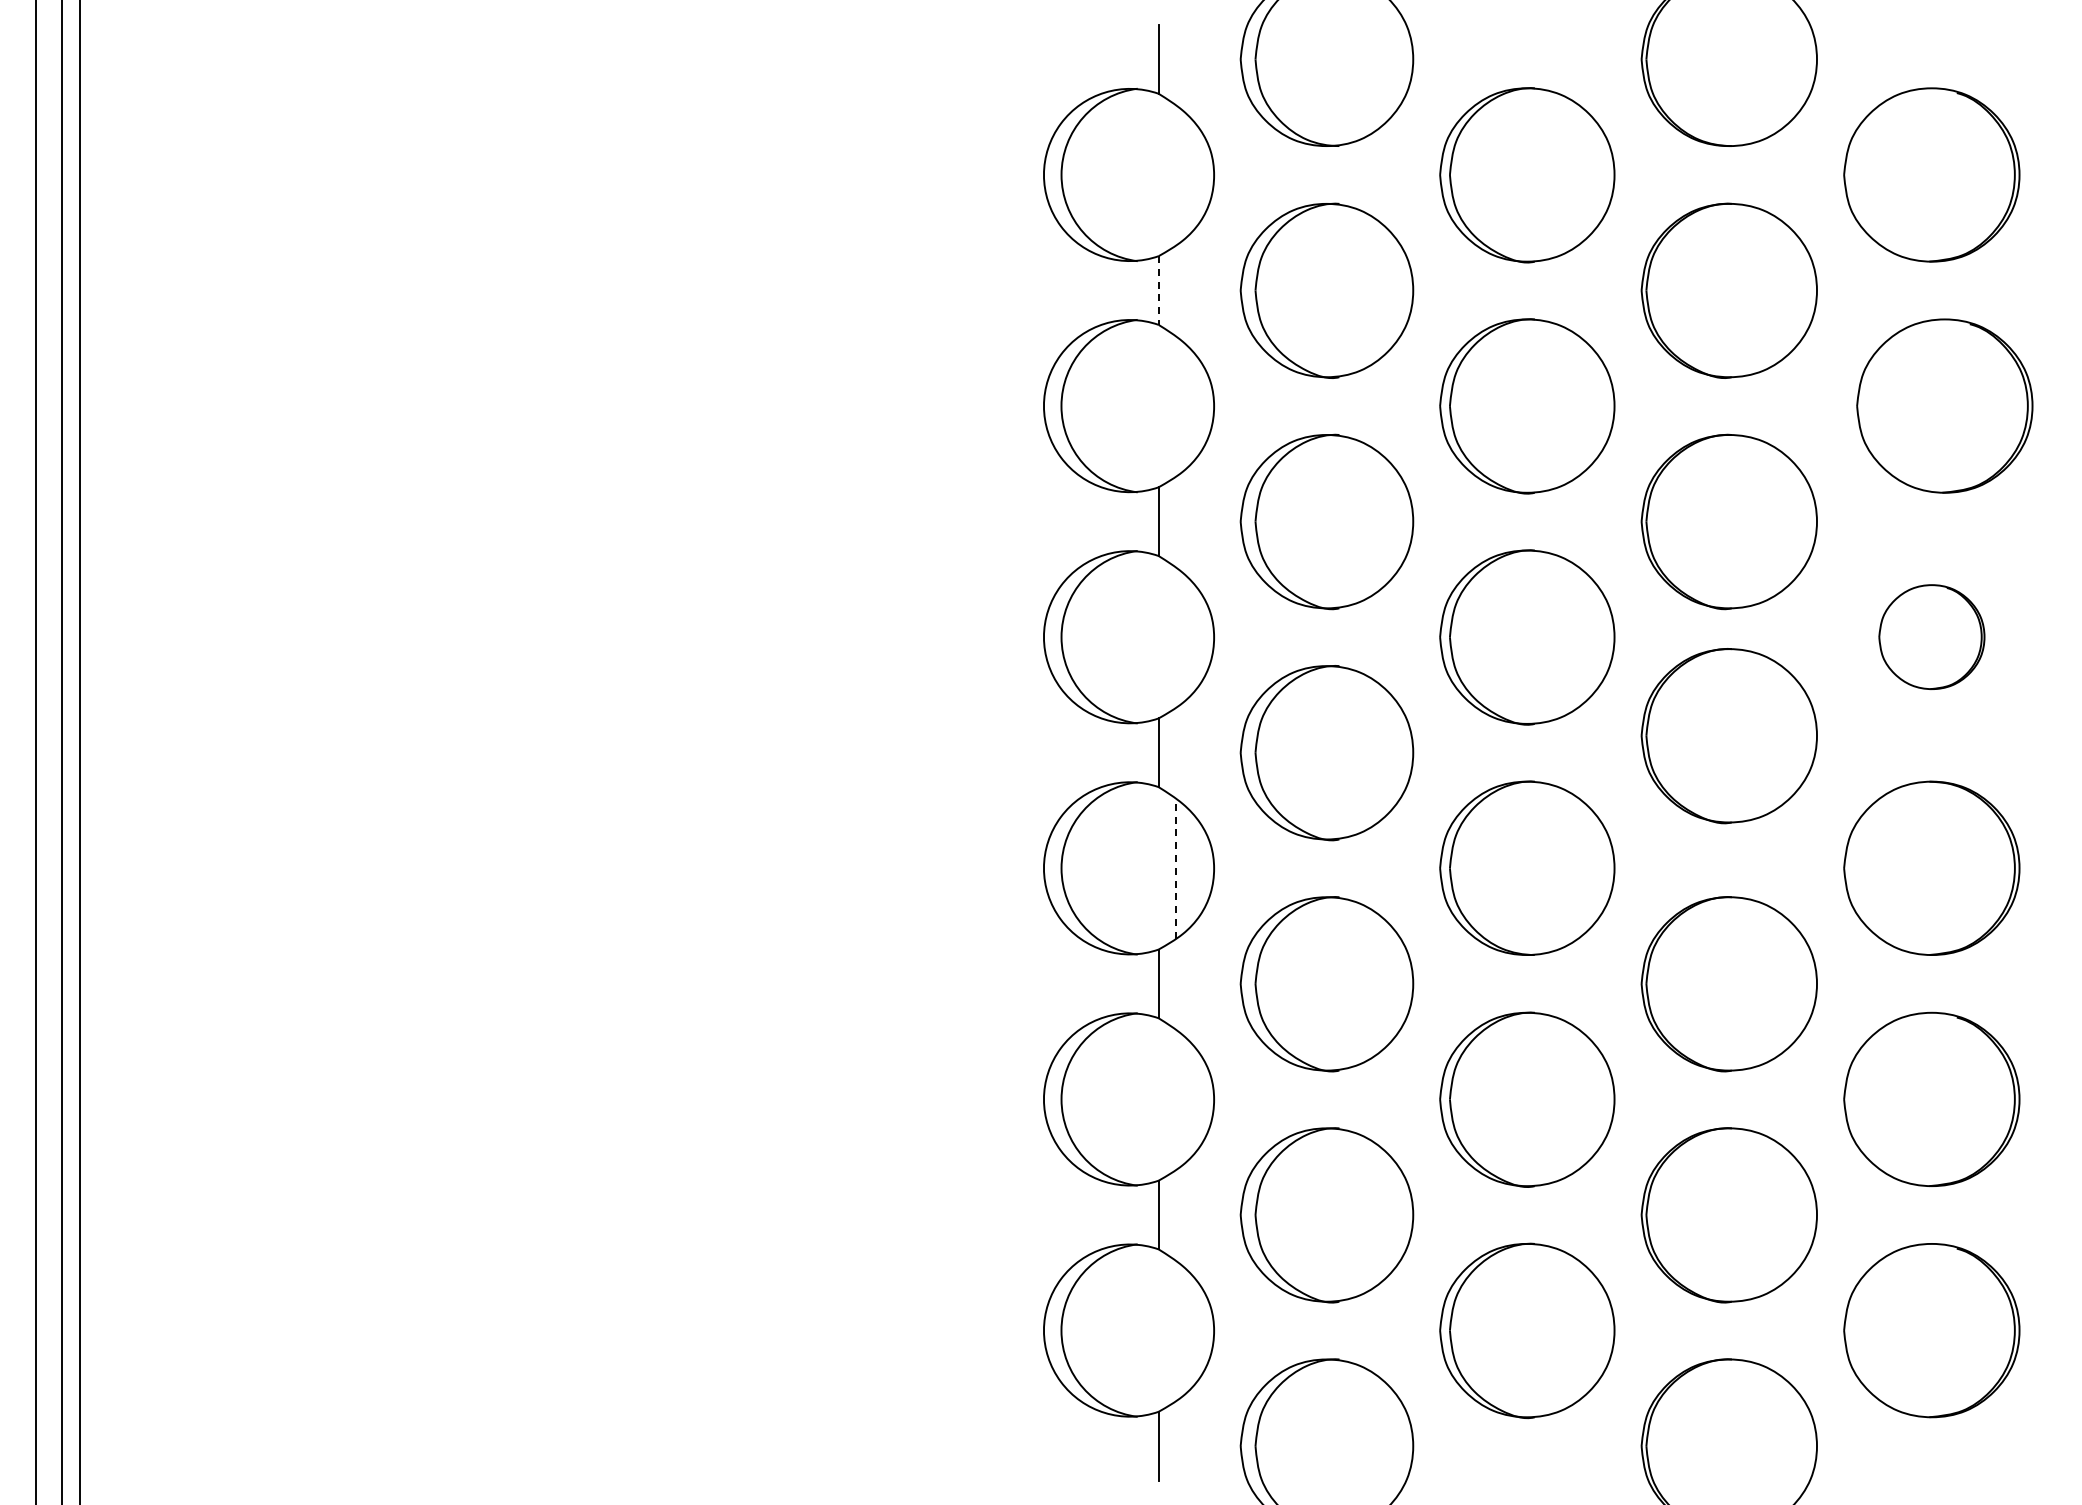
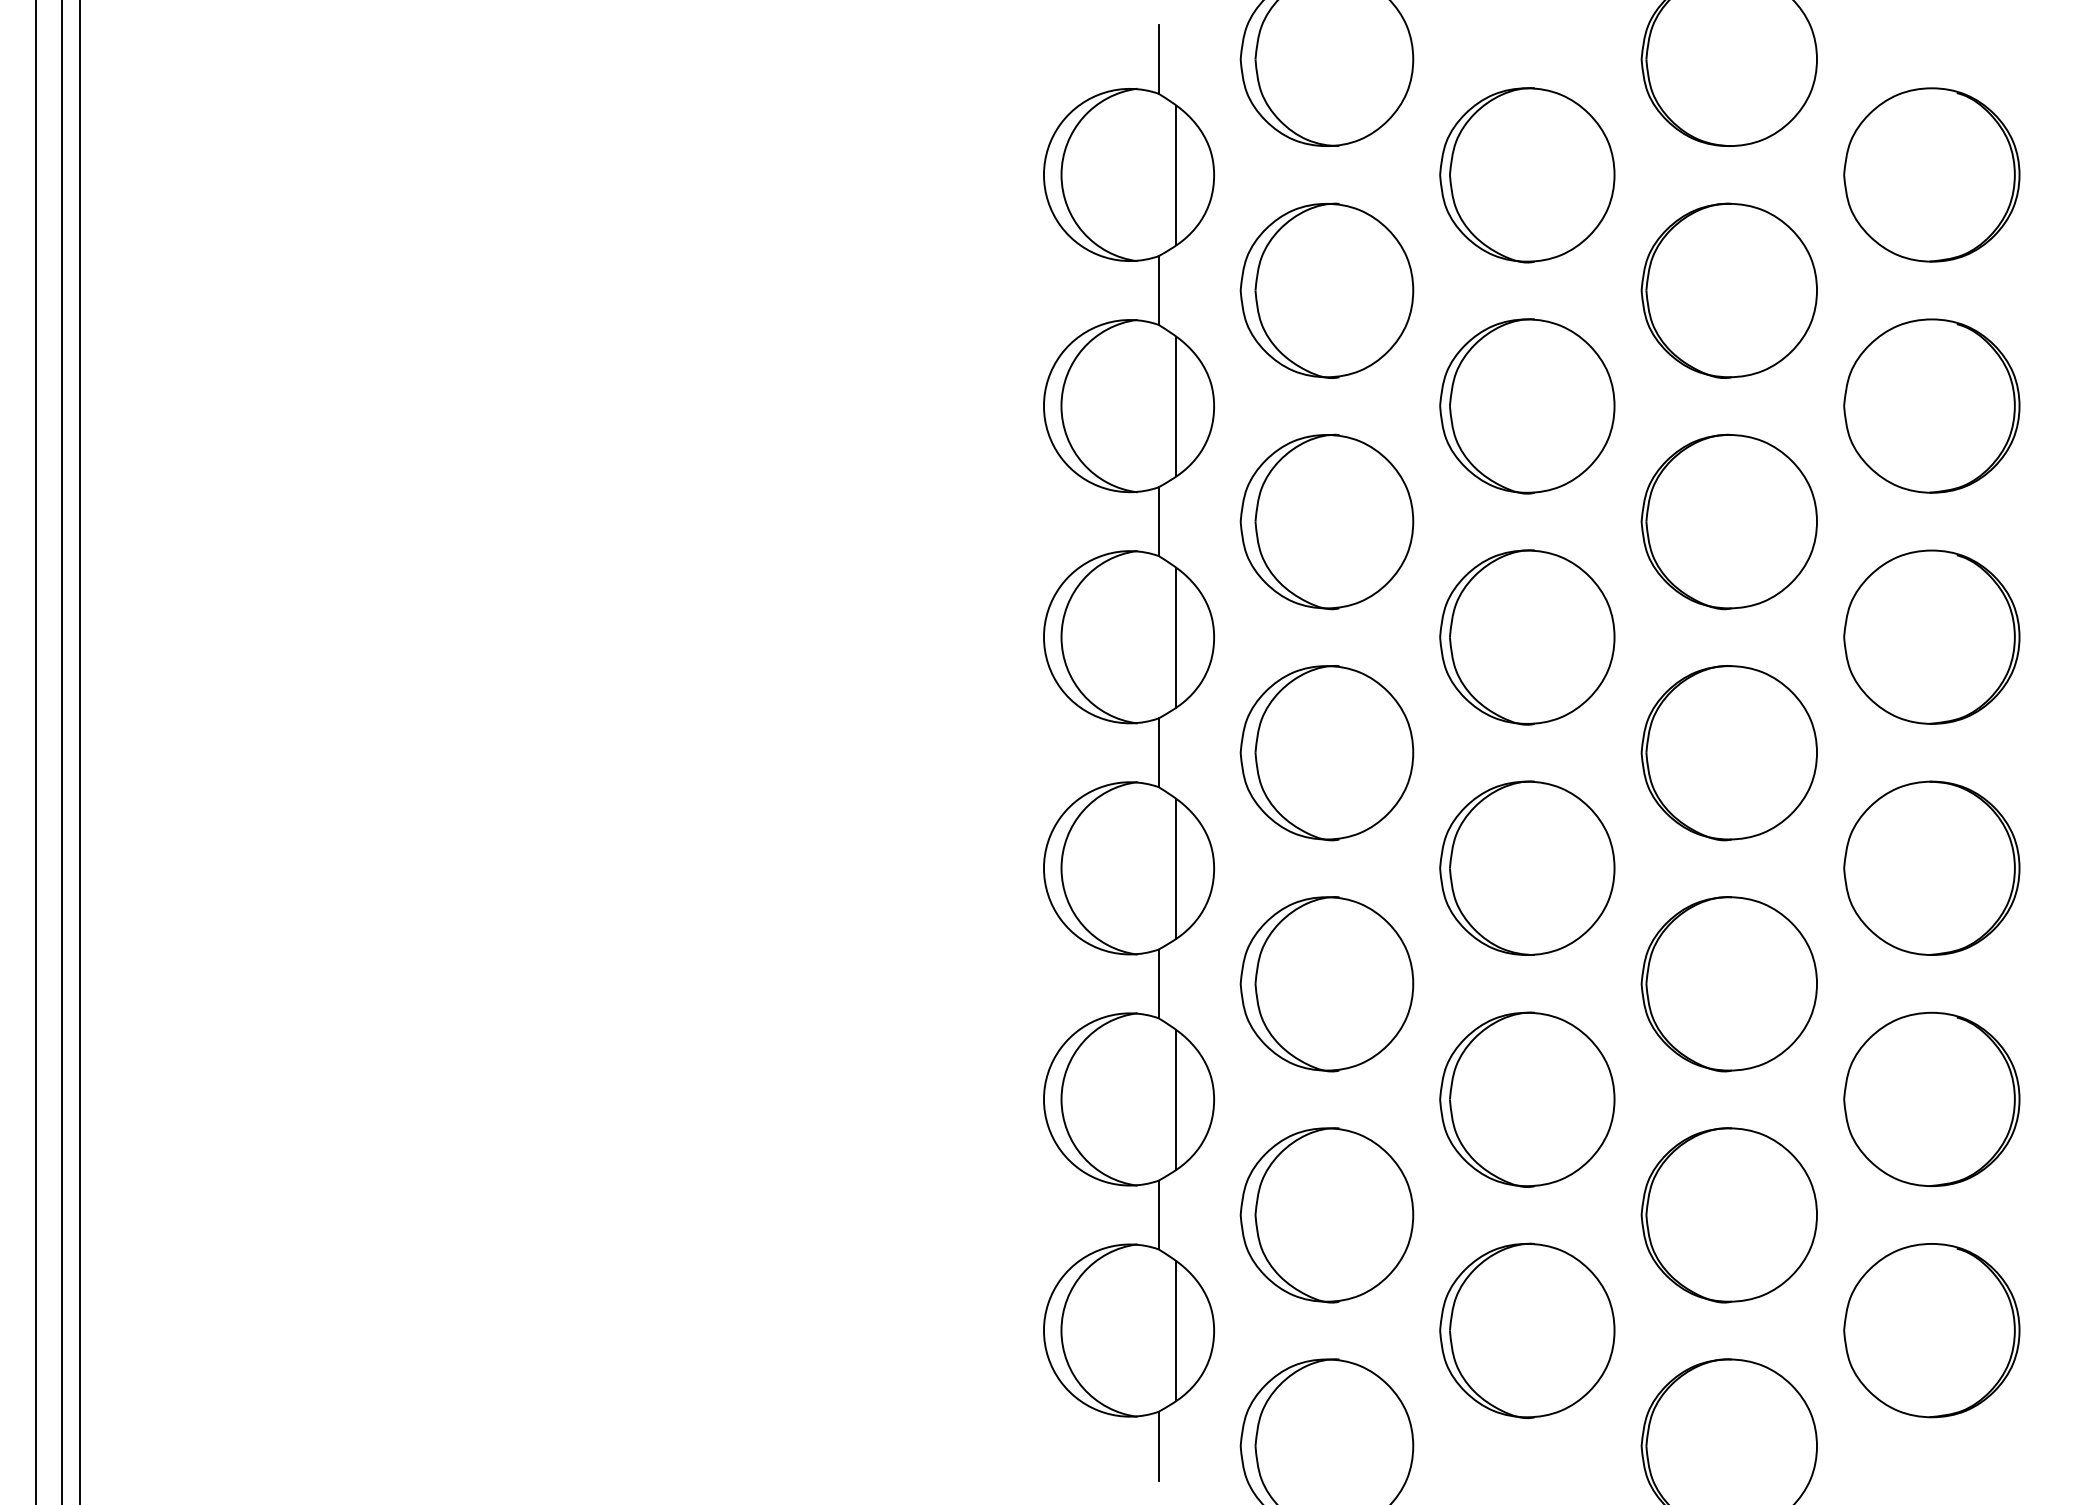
line: none -> present (1175, 175)
line: dashed -> solid (1158, 291)
part position: (1944, 405) -> (1931, 405) (1931, 405)
line: none -> present (1175, 406)
part size: 108x106 px -> 178x176 px (1931, 636)
line: none -> present (1175, 637)
part position: (1728, 736) -> (1728, 753) (1728, 753)
line: dashed -> solid (1175, 868)
line: none -> present (1175, 1099)
line: none -> present (1175, 1330)
